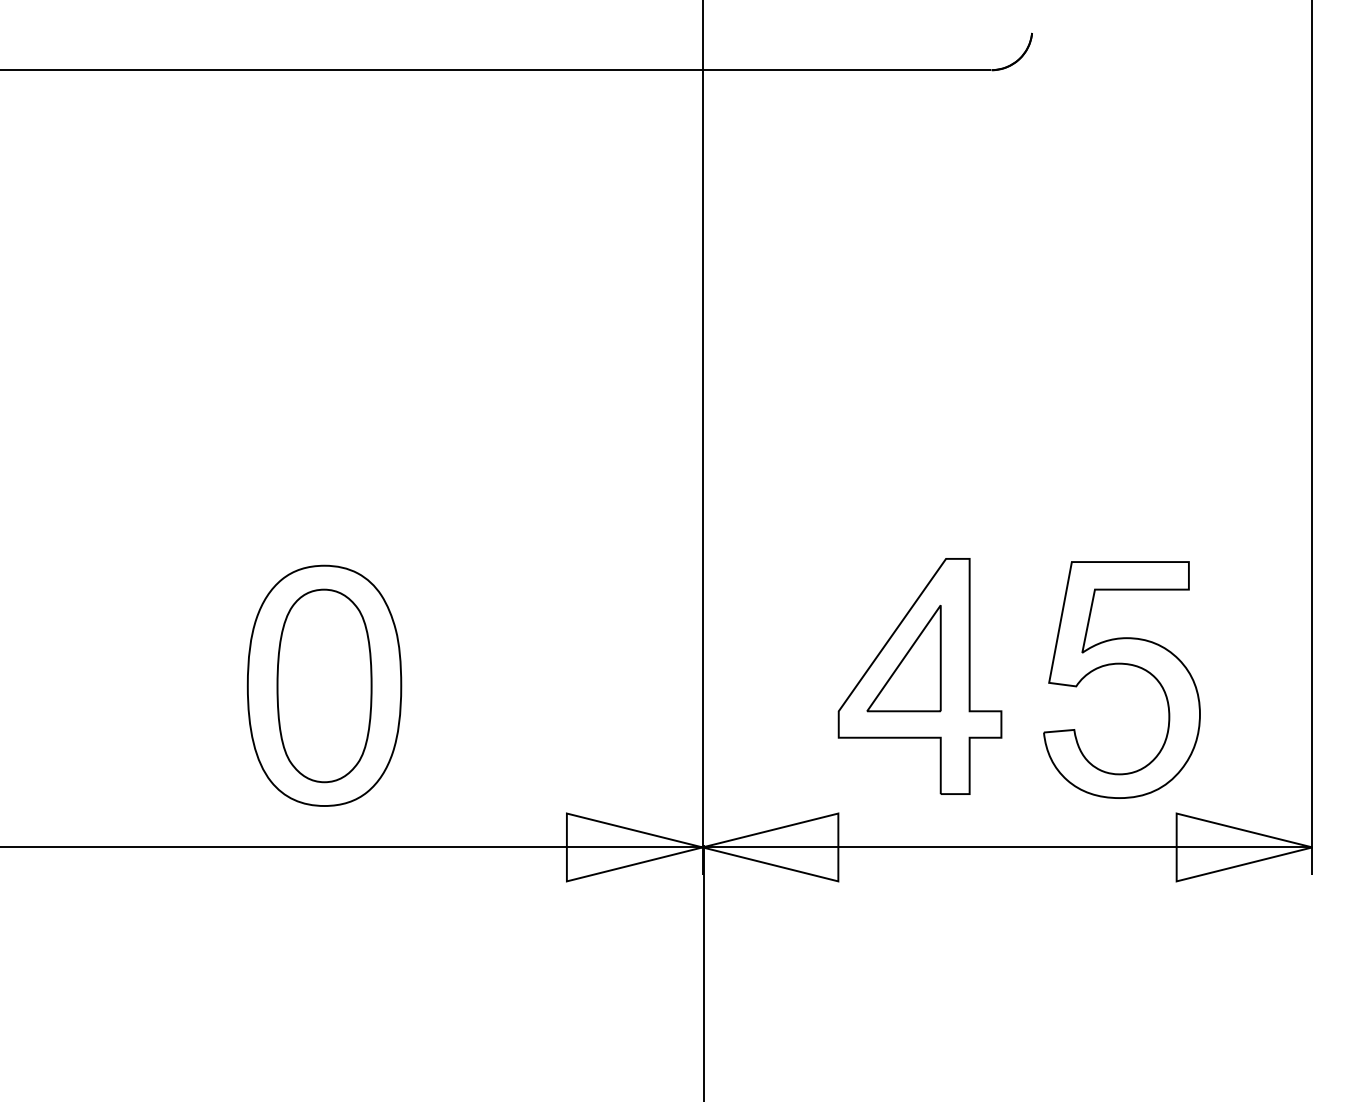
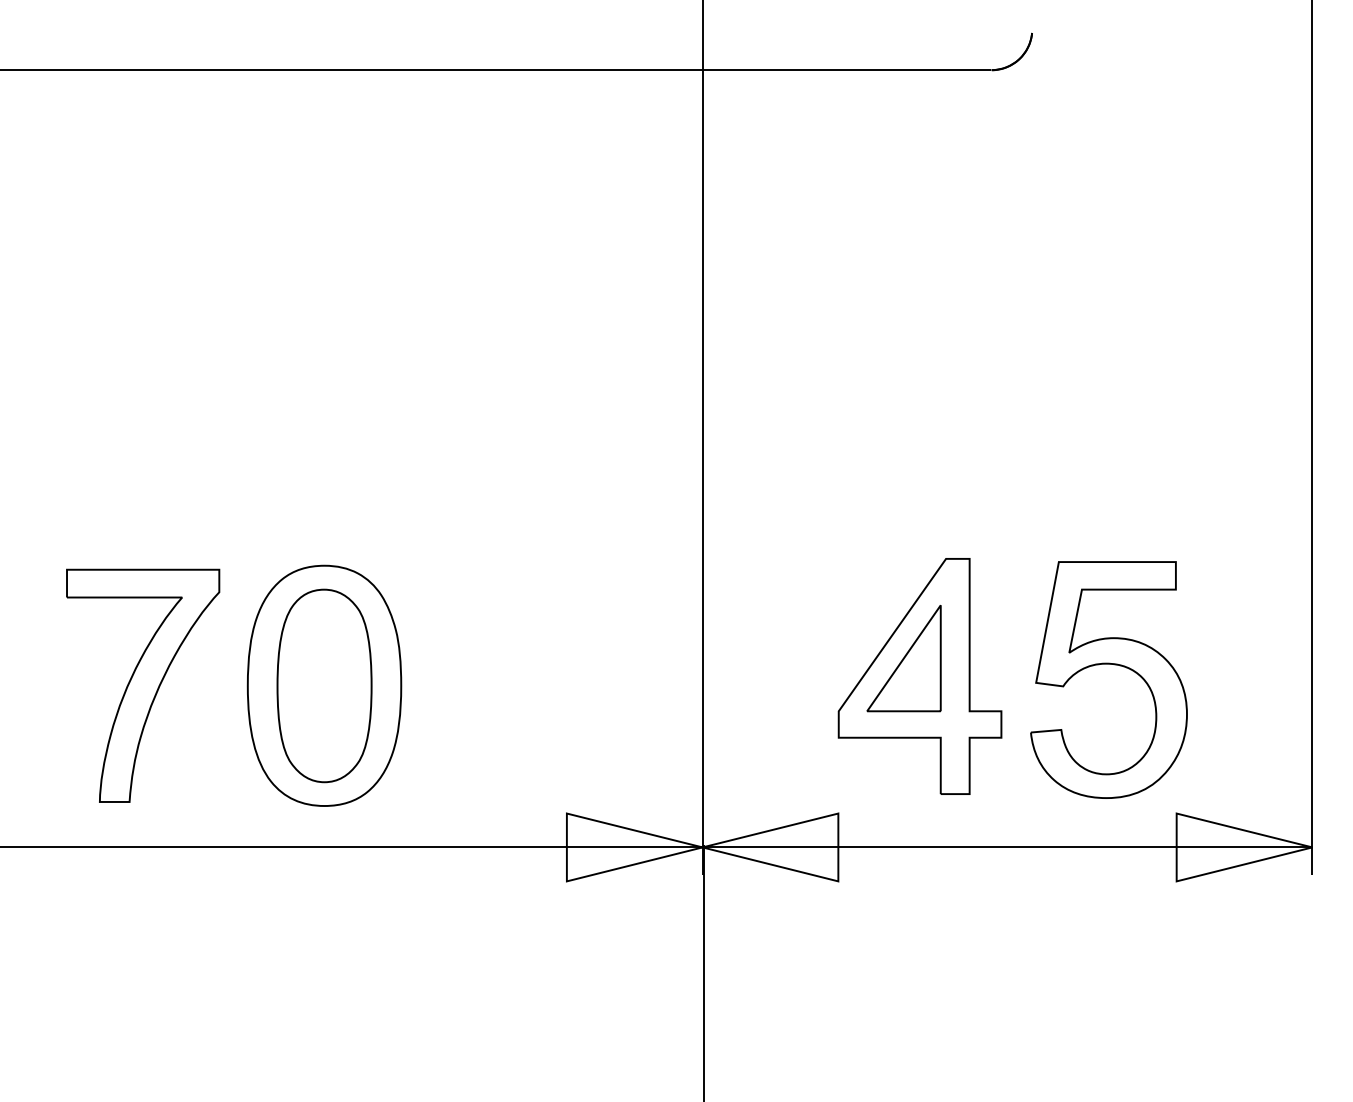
part position: (1121, 664) -> (1108, 664) (1108, 664)
part: none -> present (143, 685)
